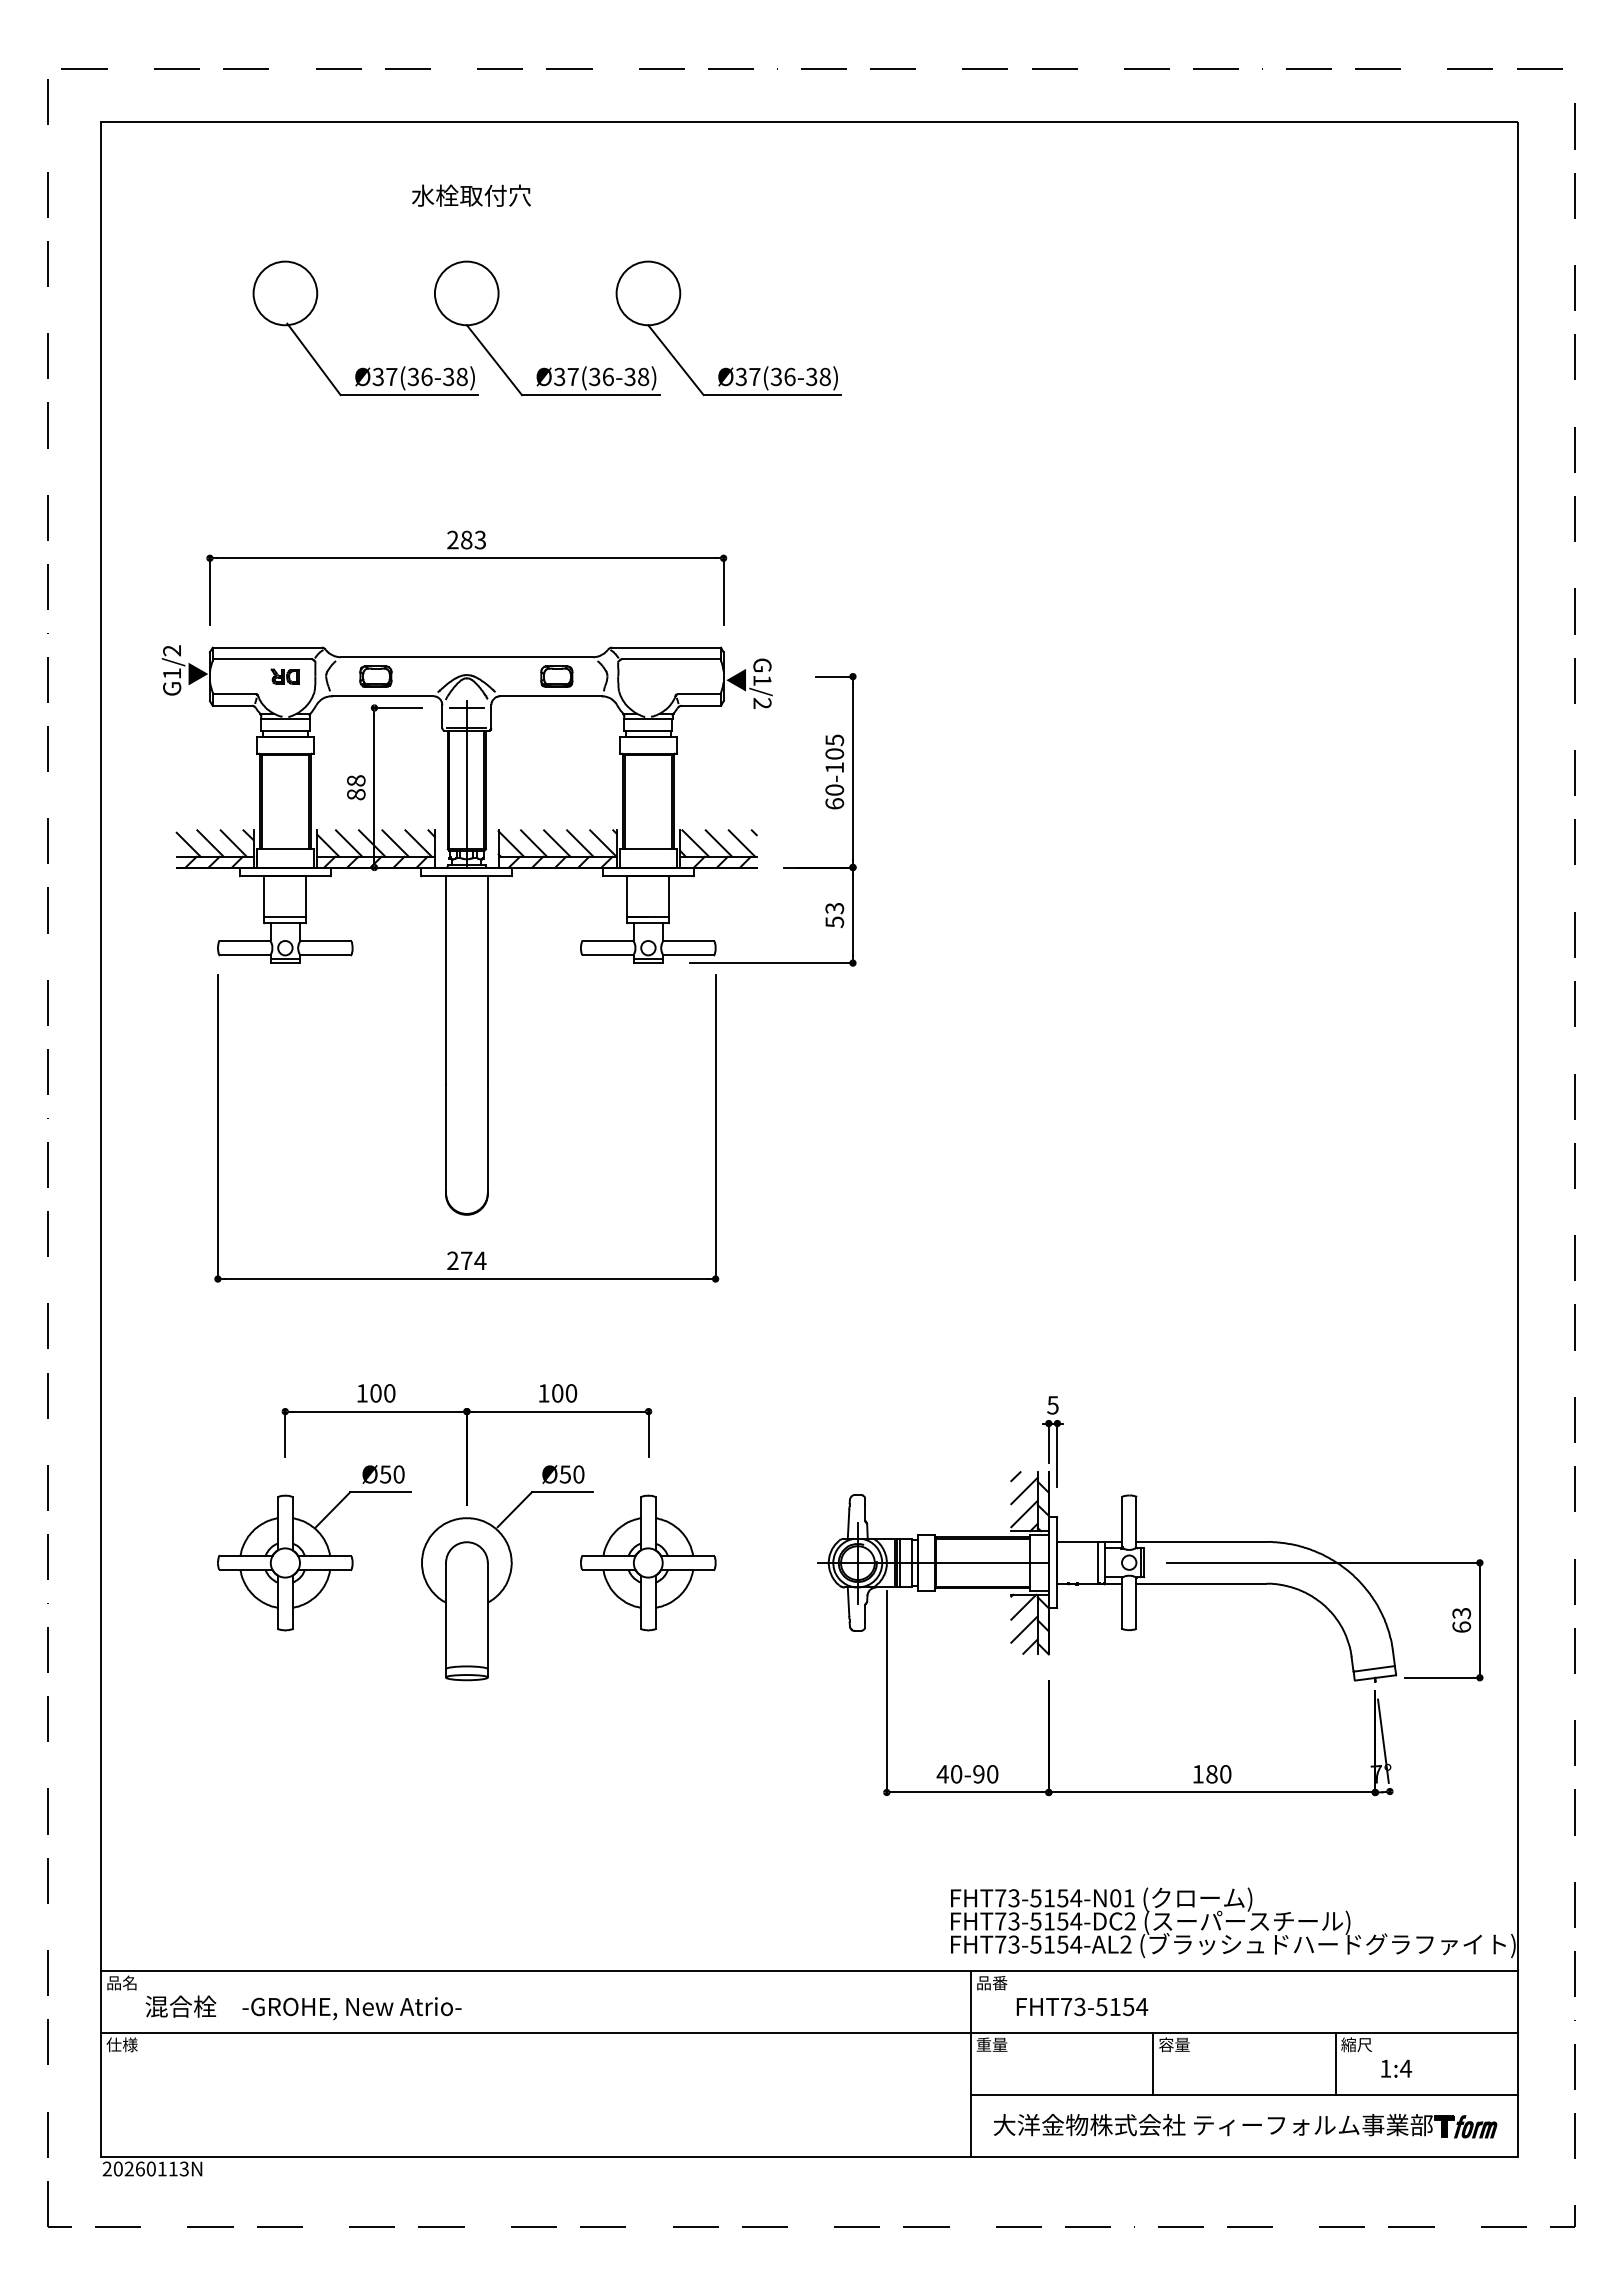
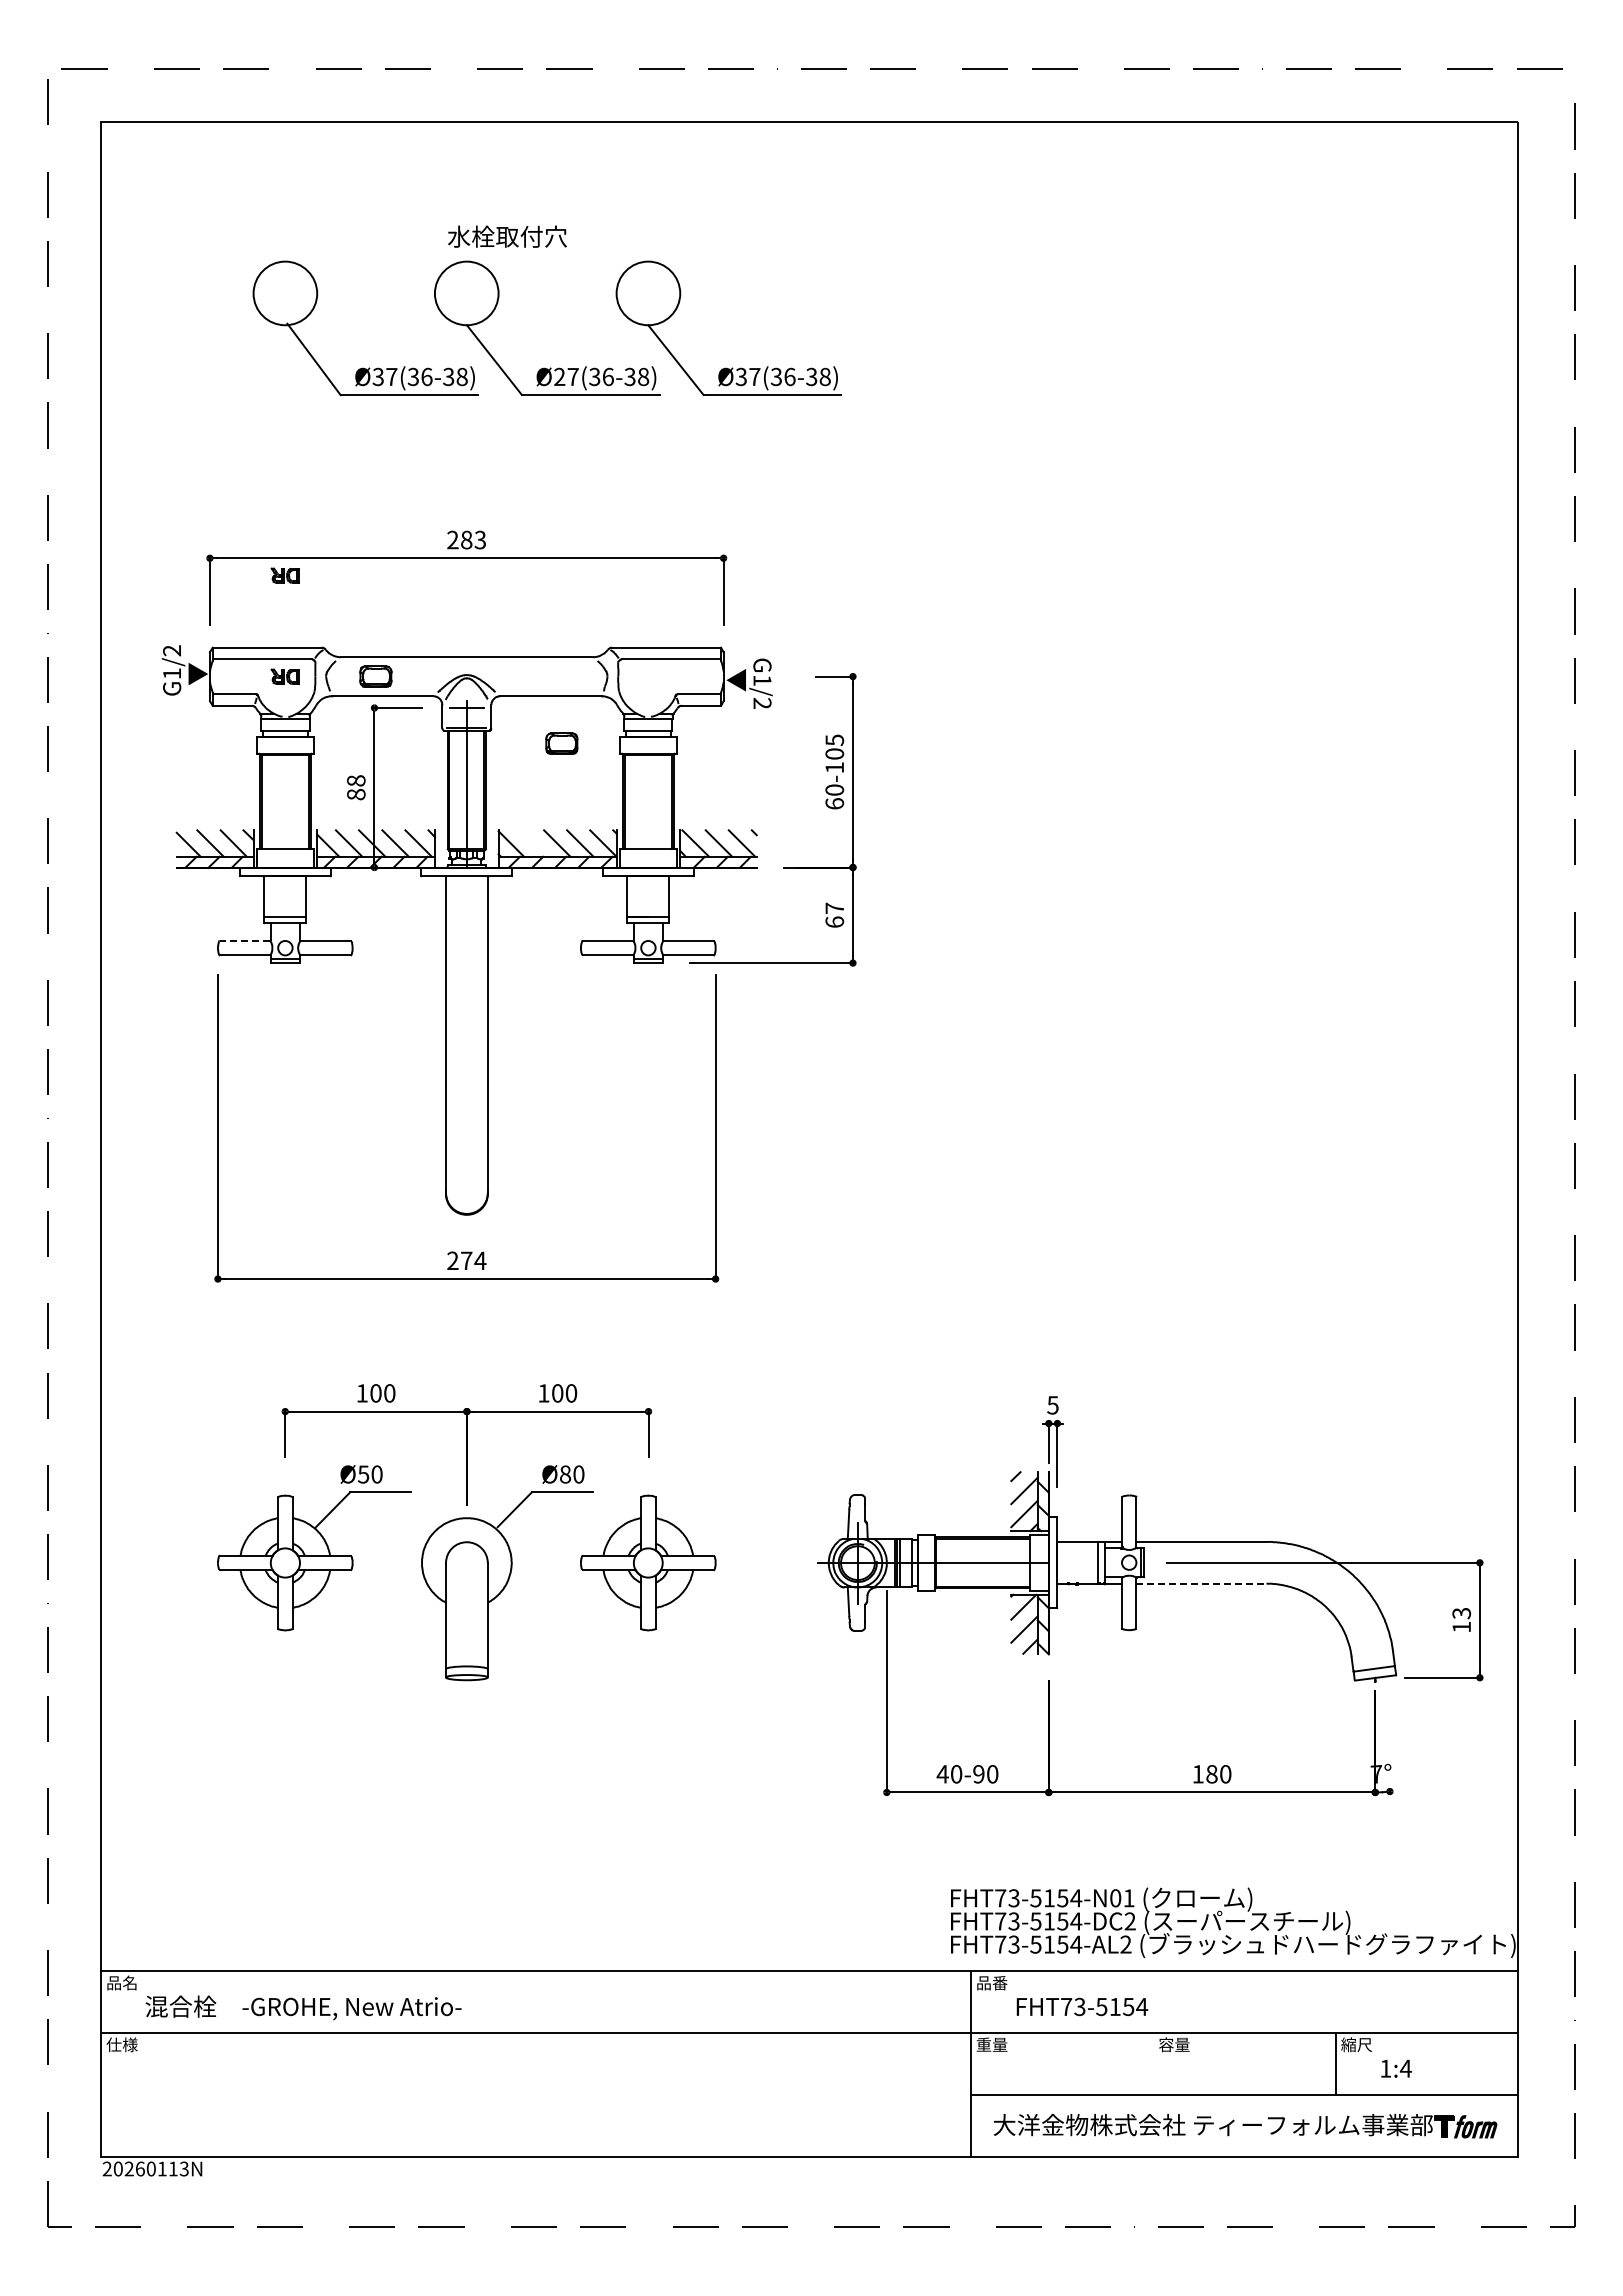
text position: (471, 195) -> (507, 236) (507, 236)
text: Ø37(36-38) -> Ø27(36-38) (559, 377)
part: none -> present (284, 575)
part position: (556, 676) -> (561, 743) (561, 743)
line: present -> none (534, 843)
text: 53 -> 67 (834, 915)
line: solid -> dashed (244, 940)
text position: (383, 1474) -> (361, 1474) (361, 1474)
text: Ø50 -> Ø80 (565, 1474)
line: solid -> dashed (1201, 1583)
text: 63 -> 13 (1461, 1626)
line: present -> none (1383, 1740)
line: present -> none (1153, 2063)
